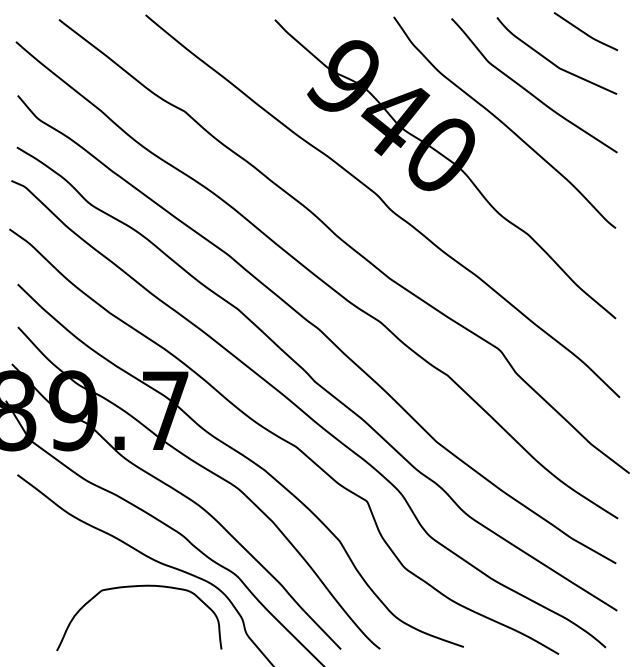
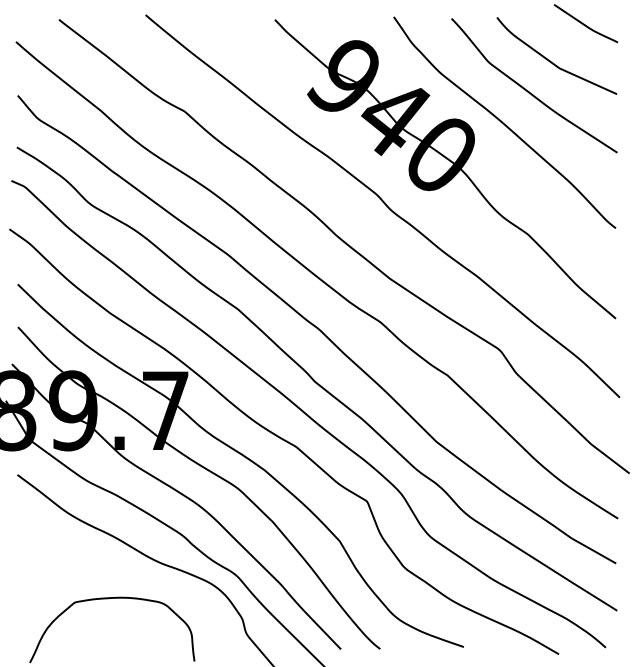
curve position: (584, 31) -> (584, 23) (584, 23)
curve position: (135, 587) -> (108, 599) (108, 599)
